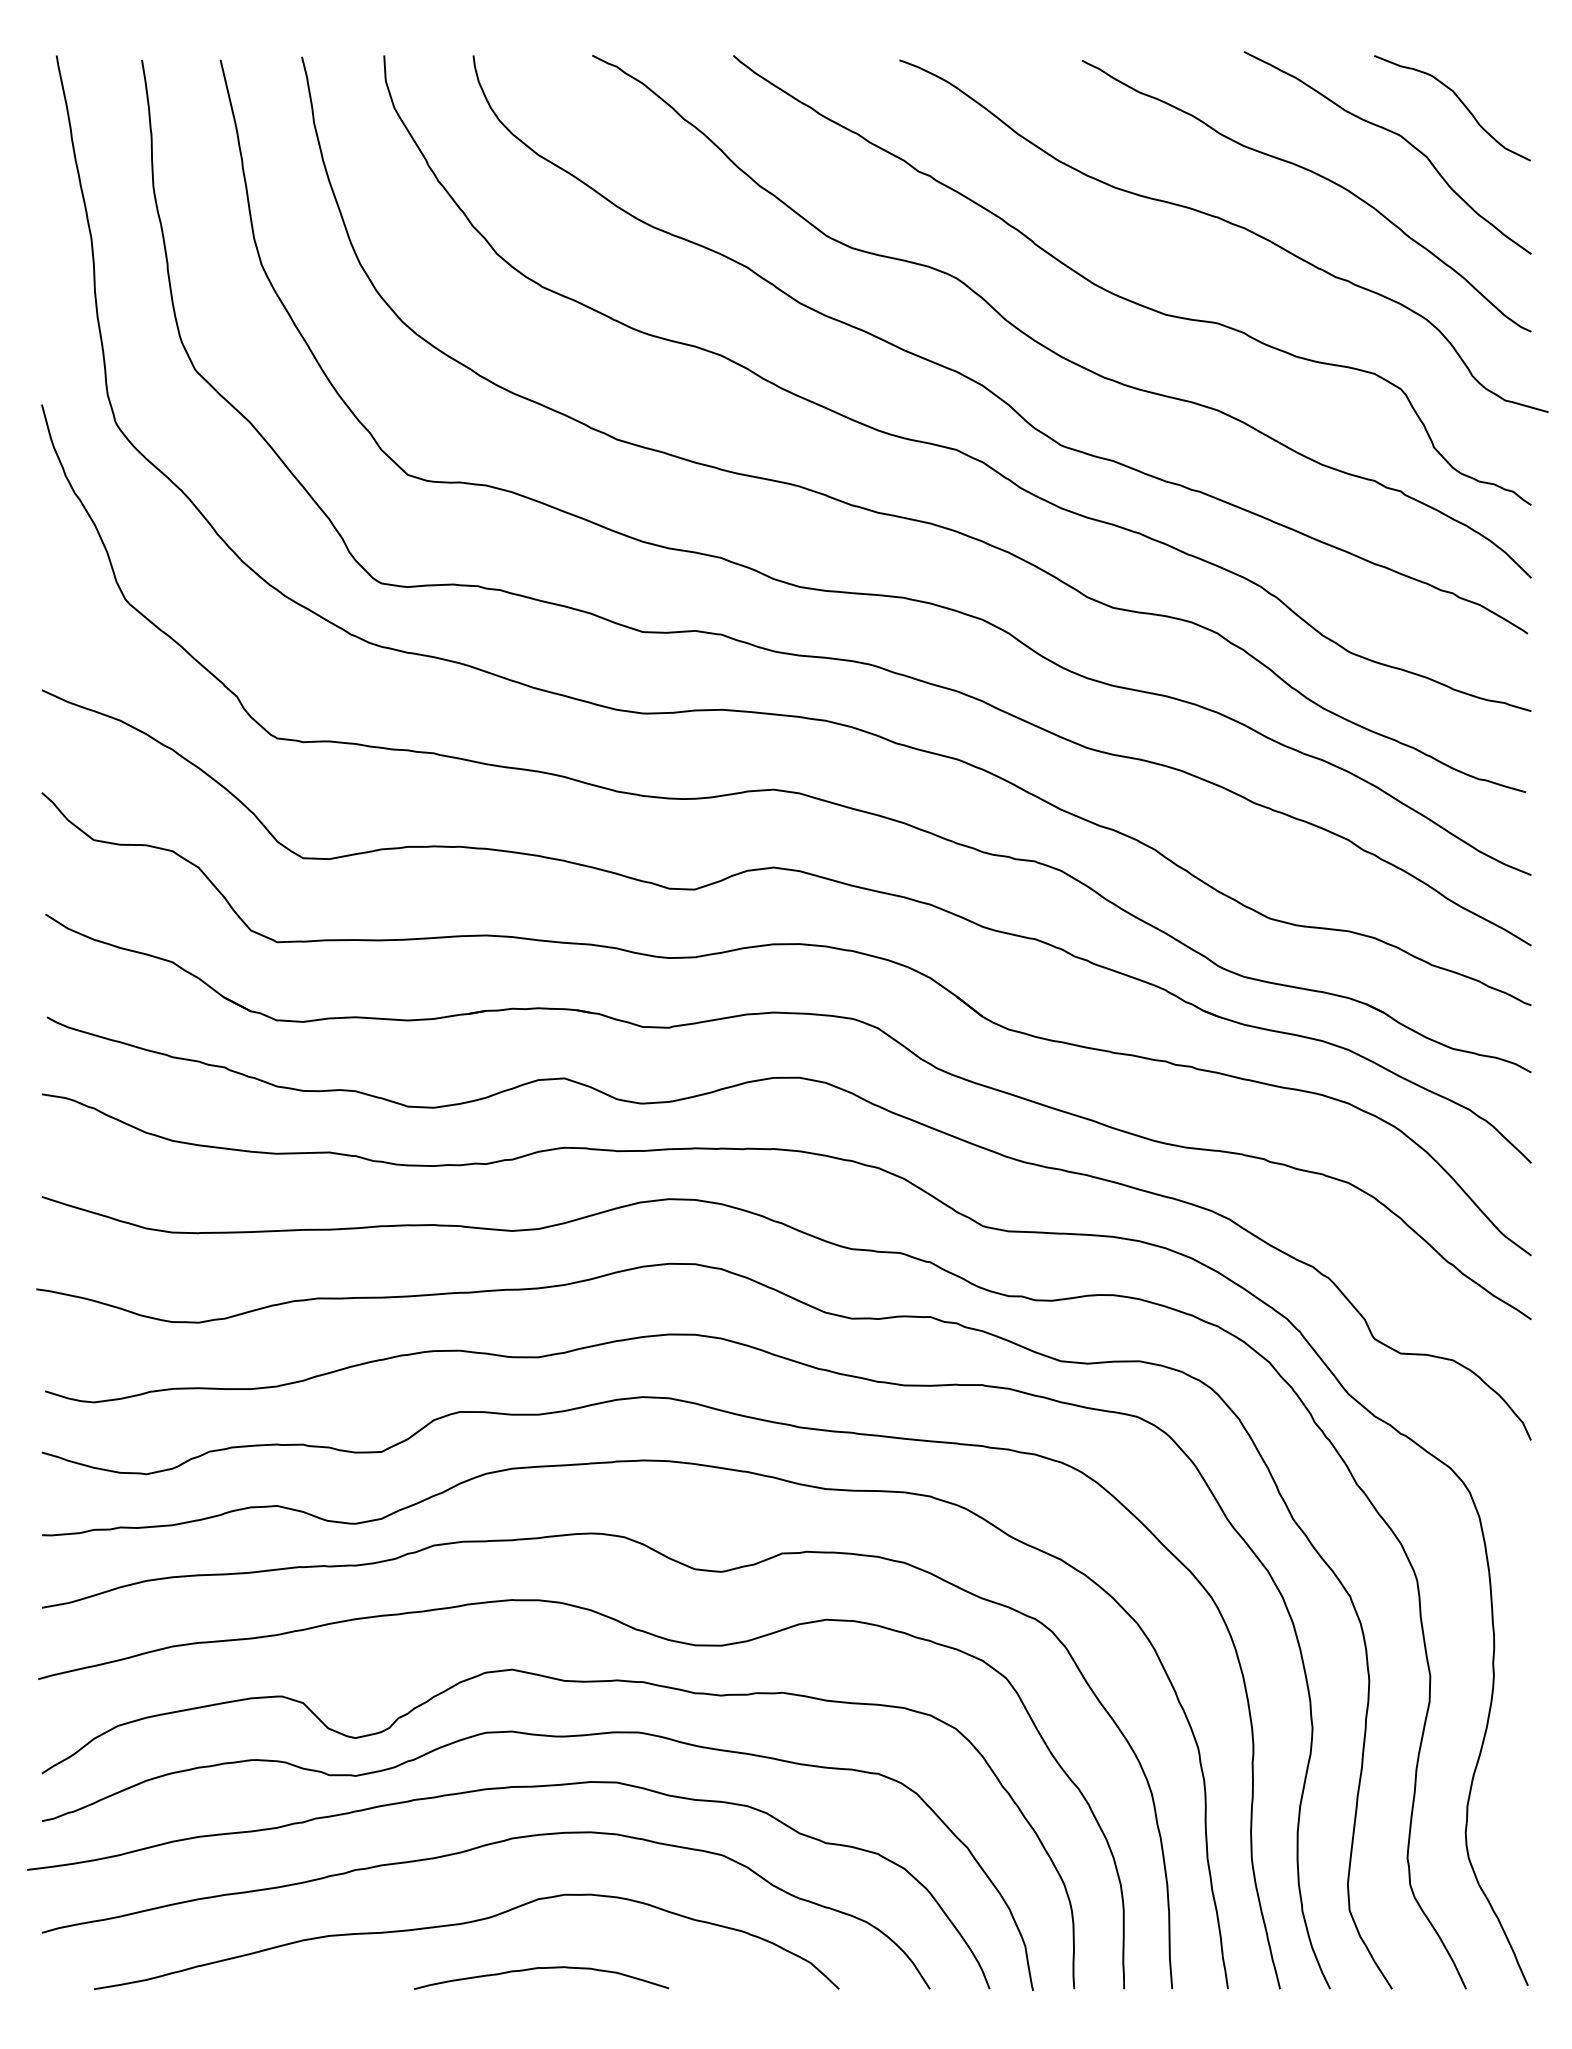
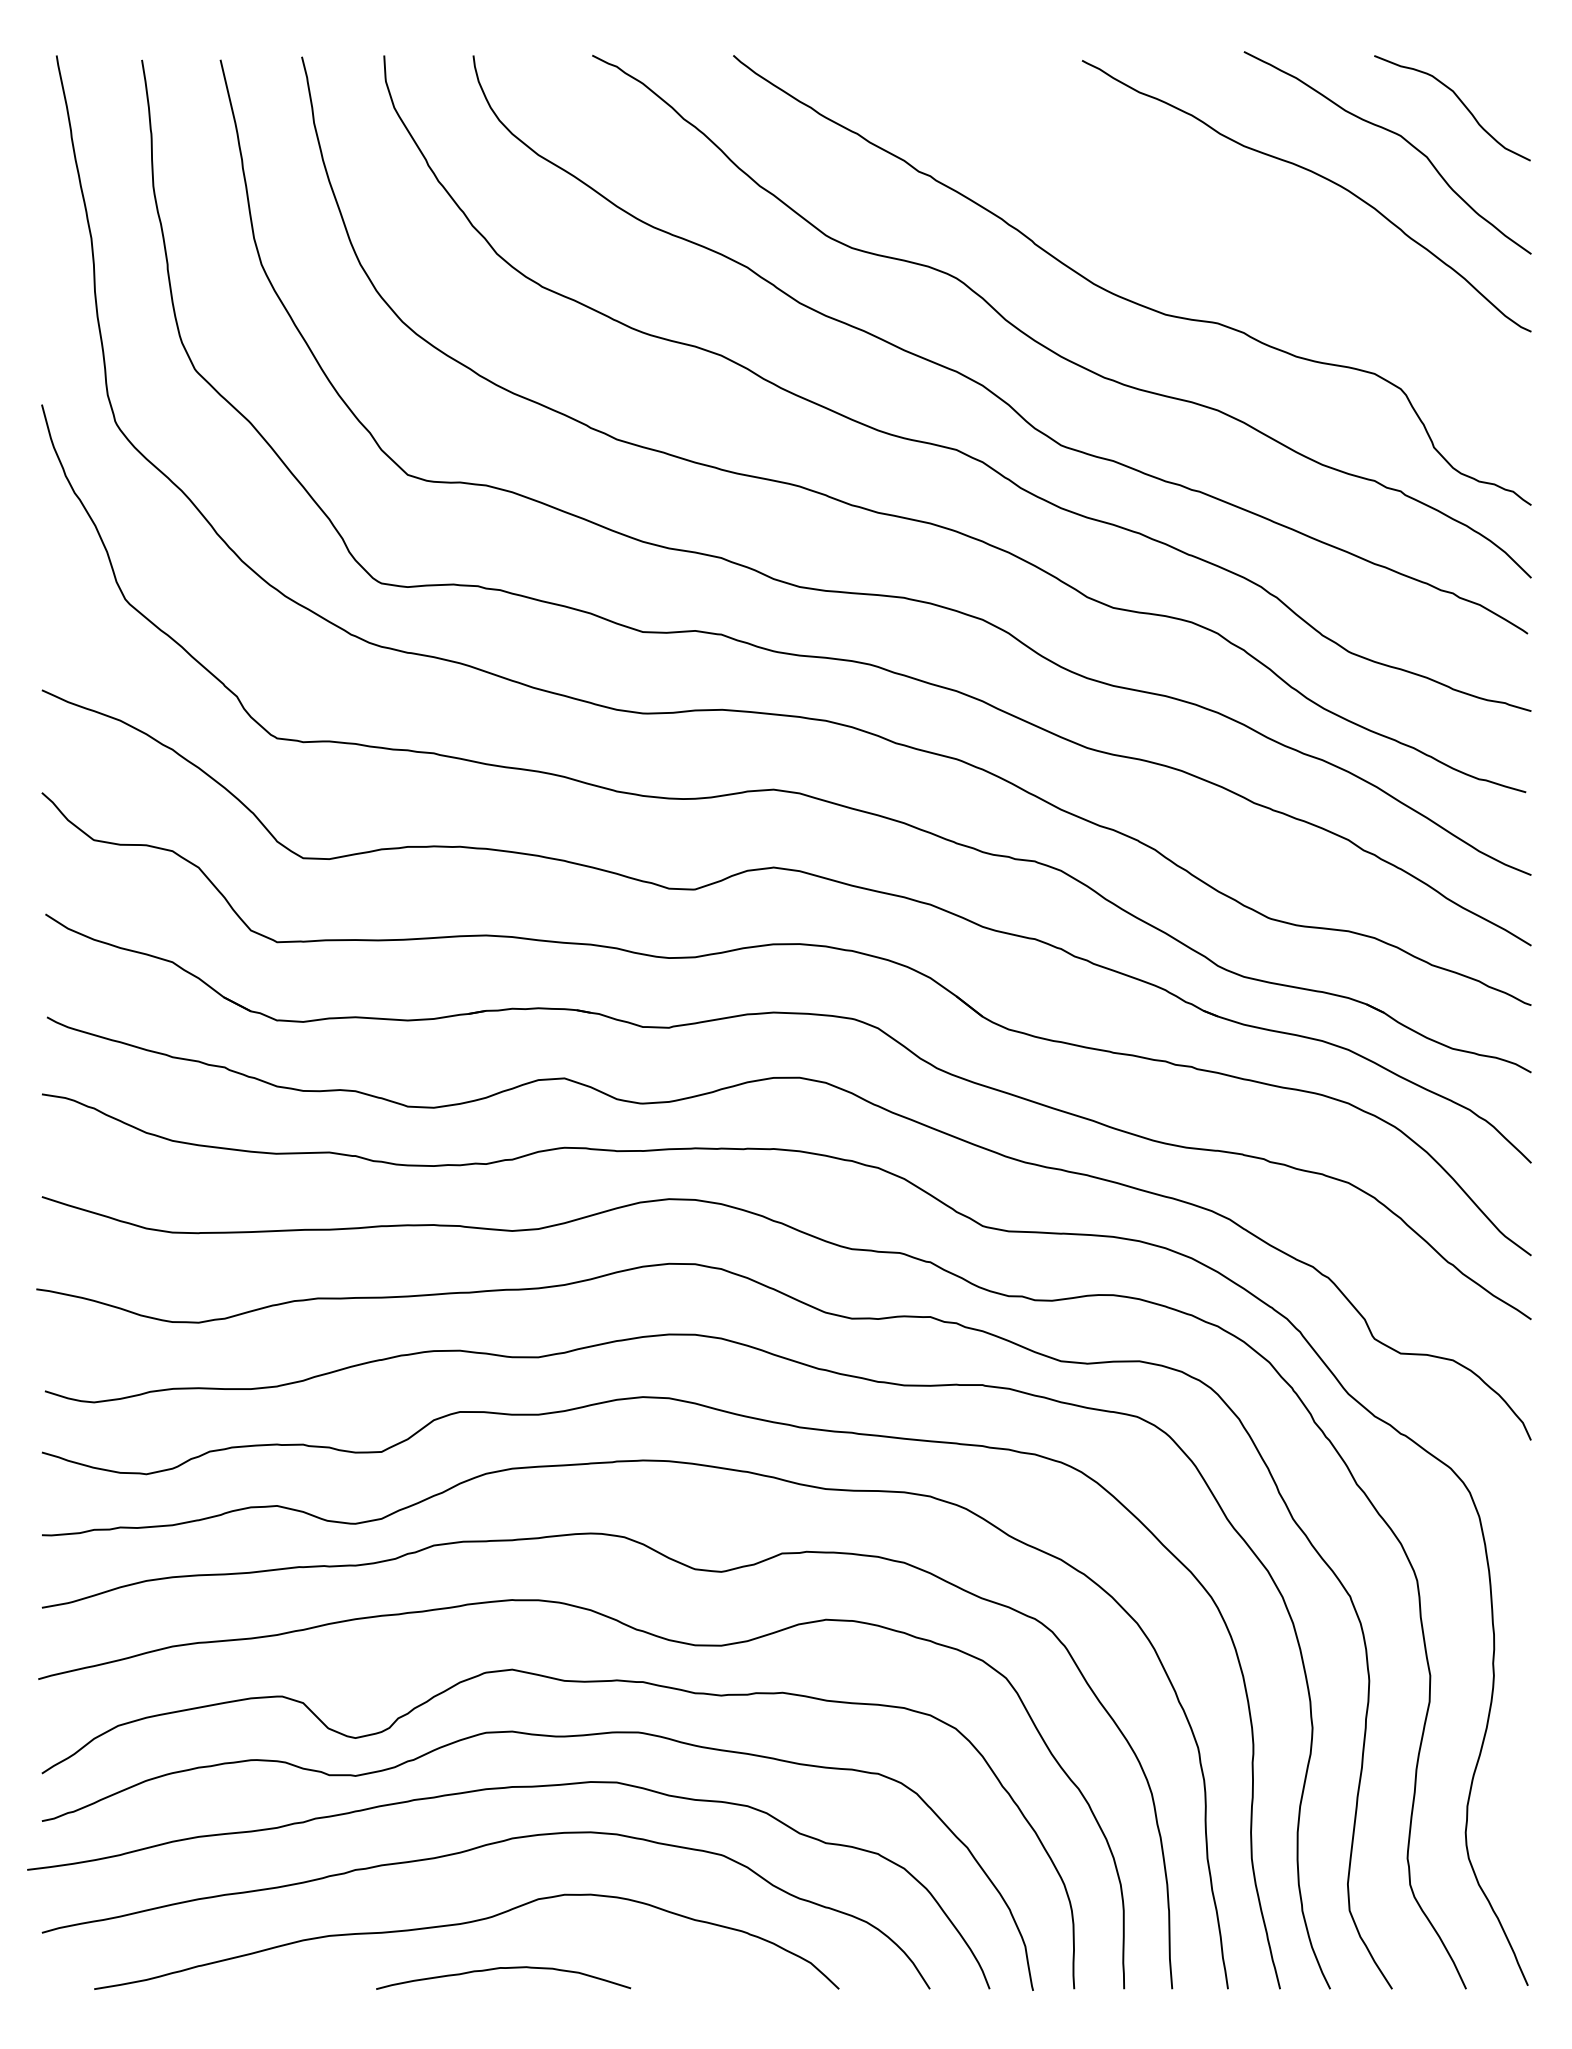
curve: present -> none (1228, 223)
curve position: (541, 1968) -> (503, 1968) (503, 1968)
